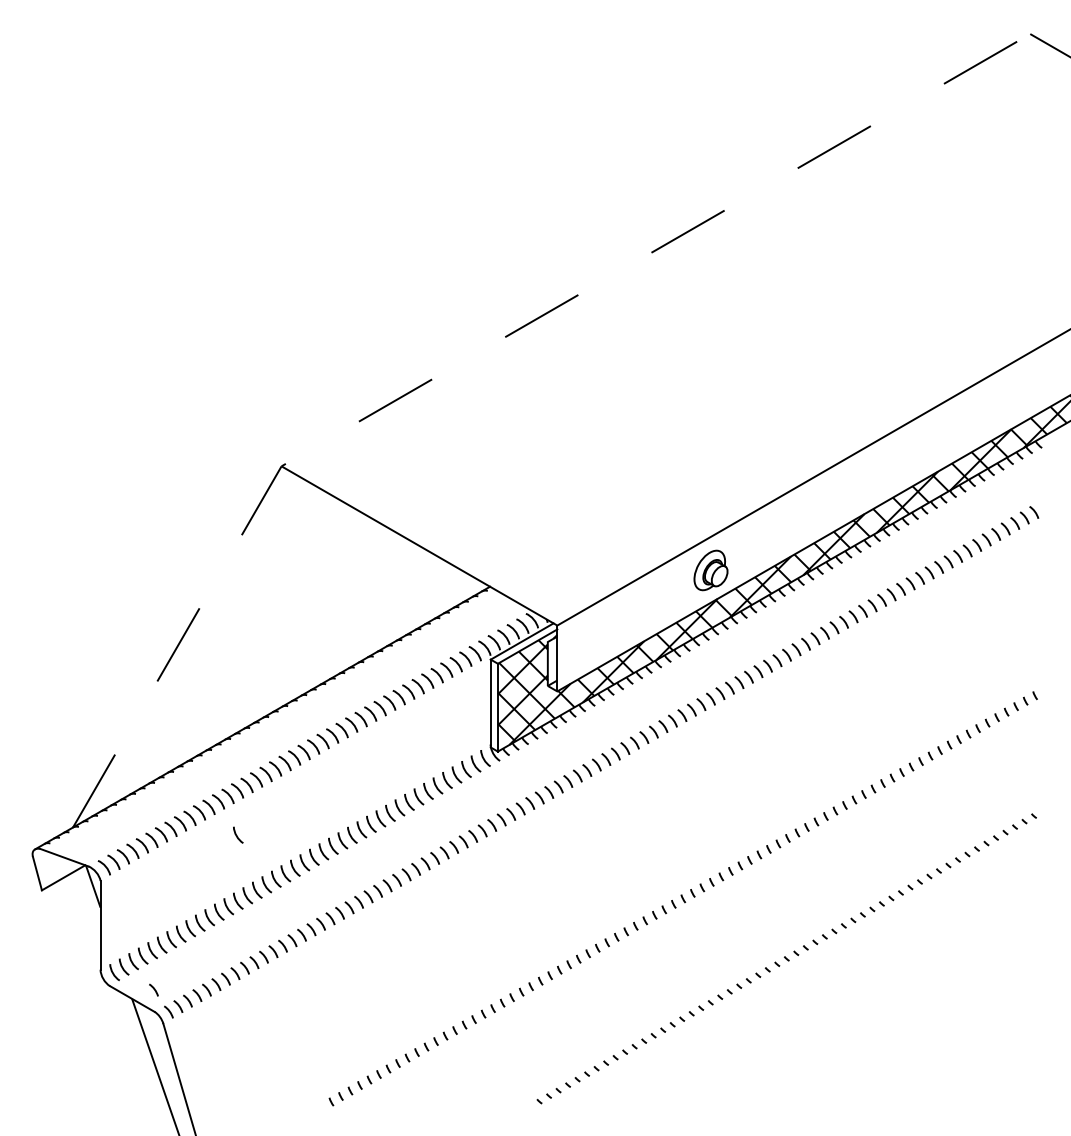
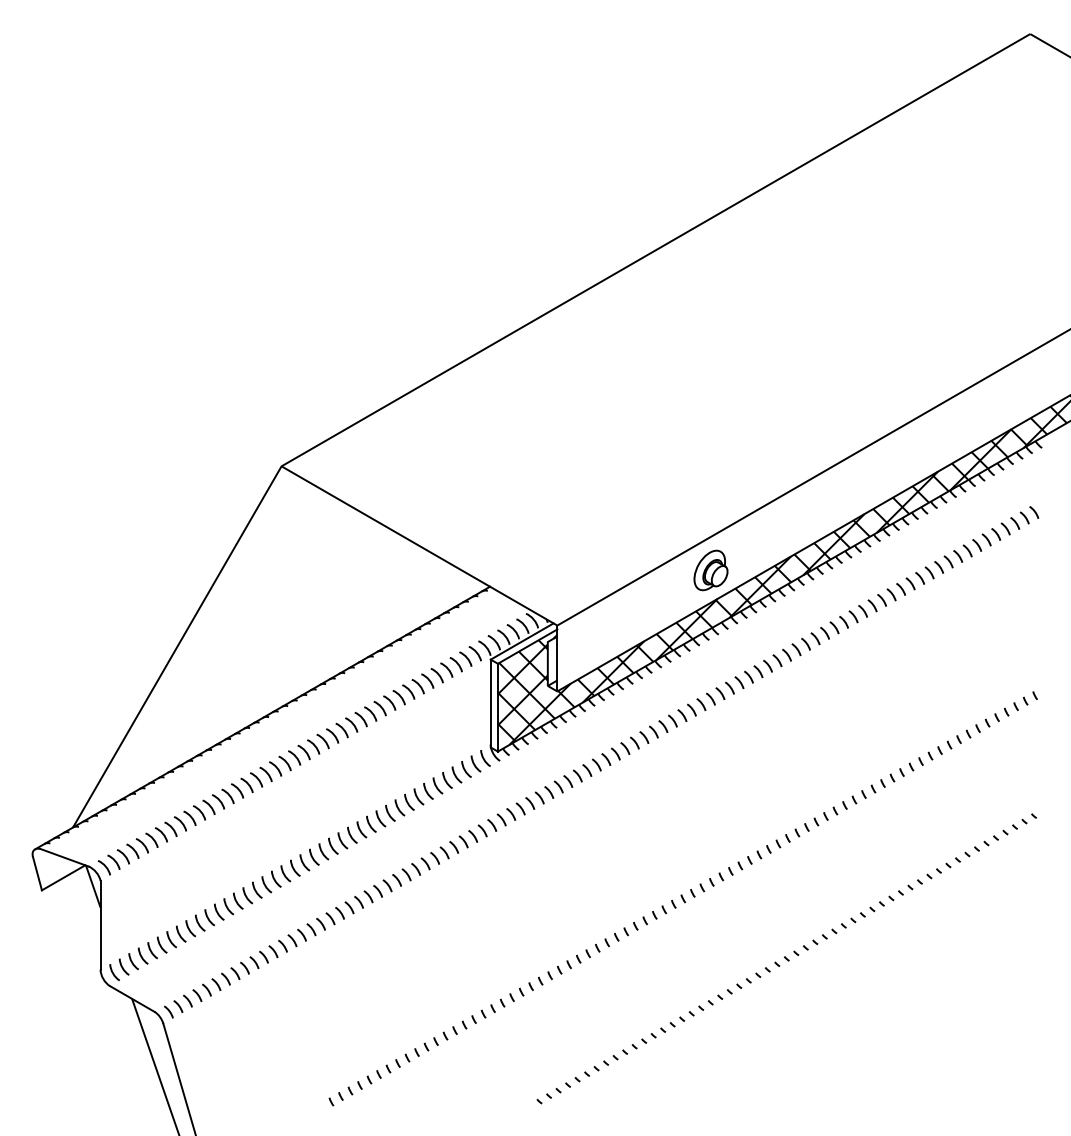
line: dashed -> solid (474, 354)
curve: present -> none (237, 835)
curve: present -> none (153, 989)
